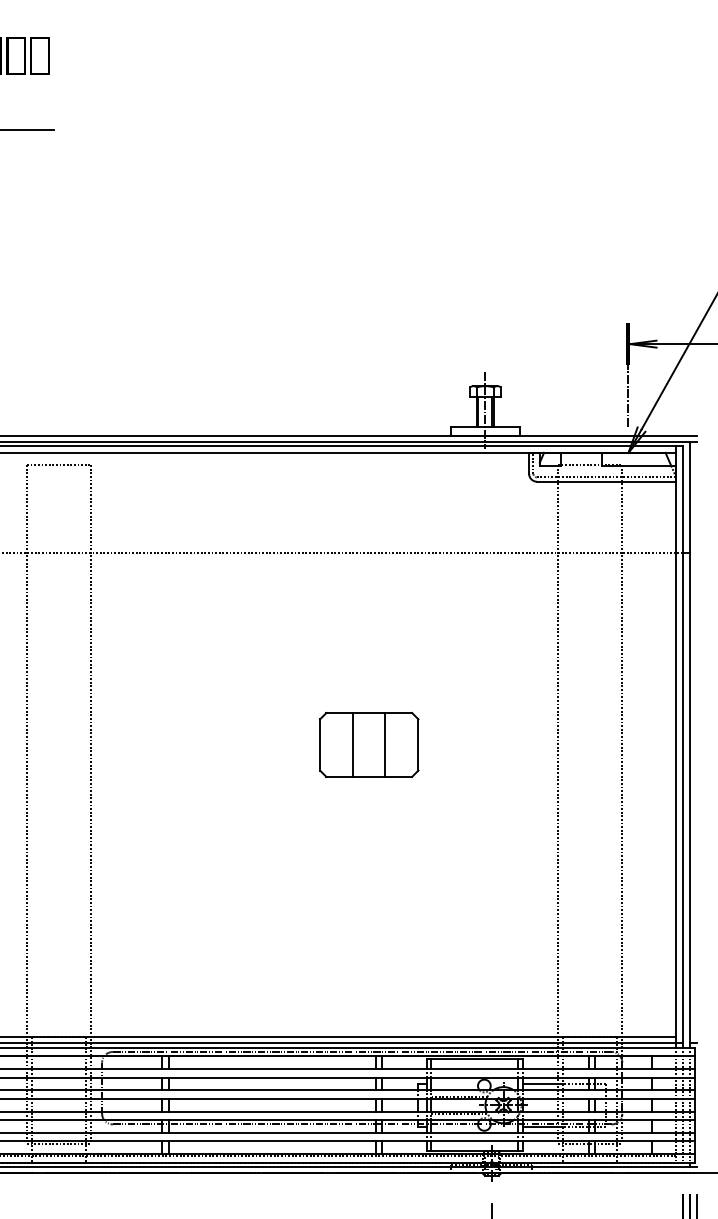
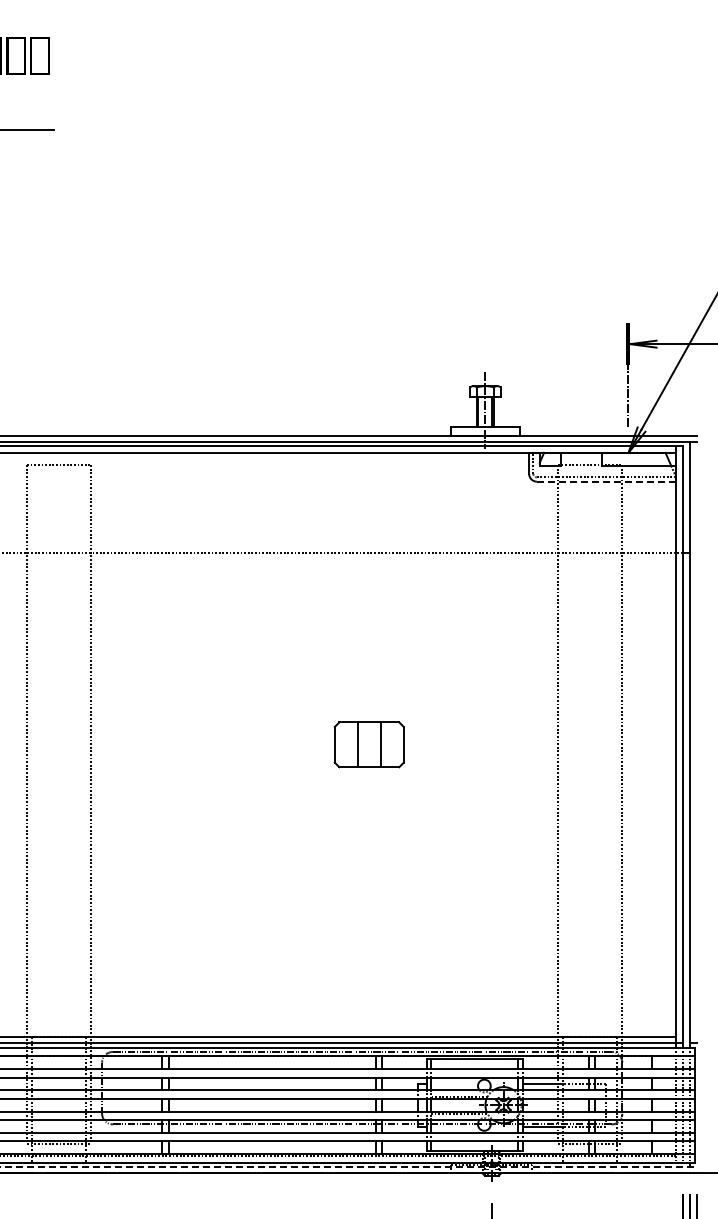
line: solid -> dashed (606, 481)
part size: 101x67 px -> 72x48 px (368, 744)
line: solid -> dashed (348, 1167)
